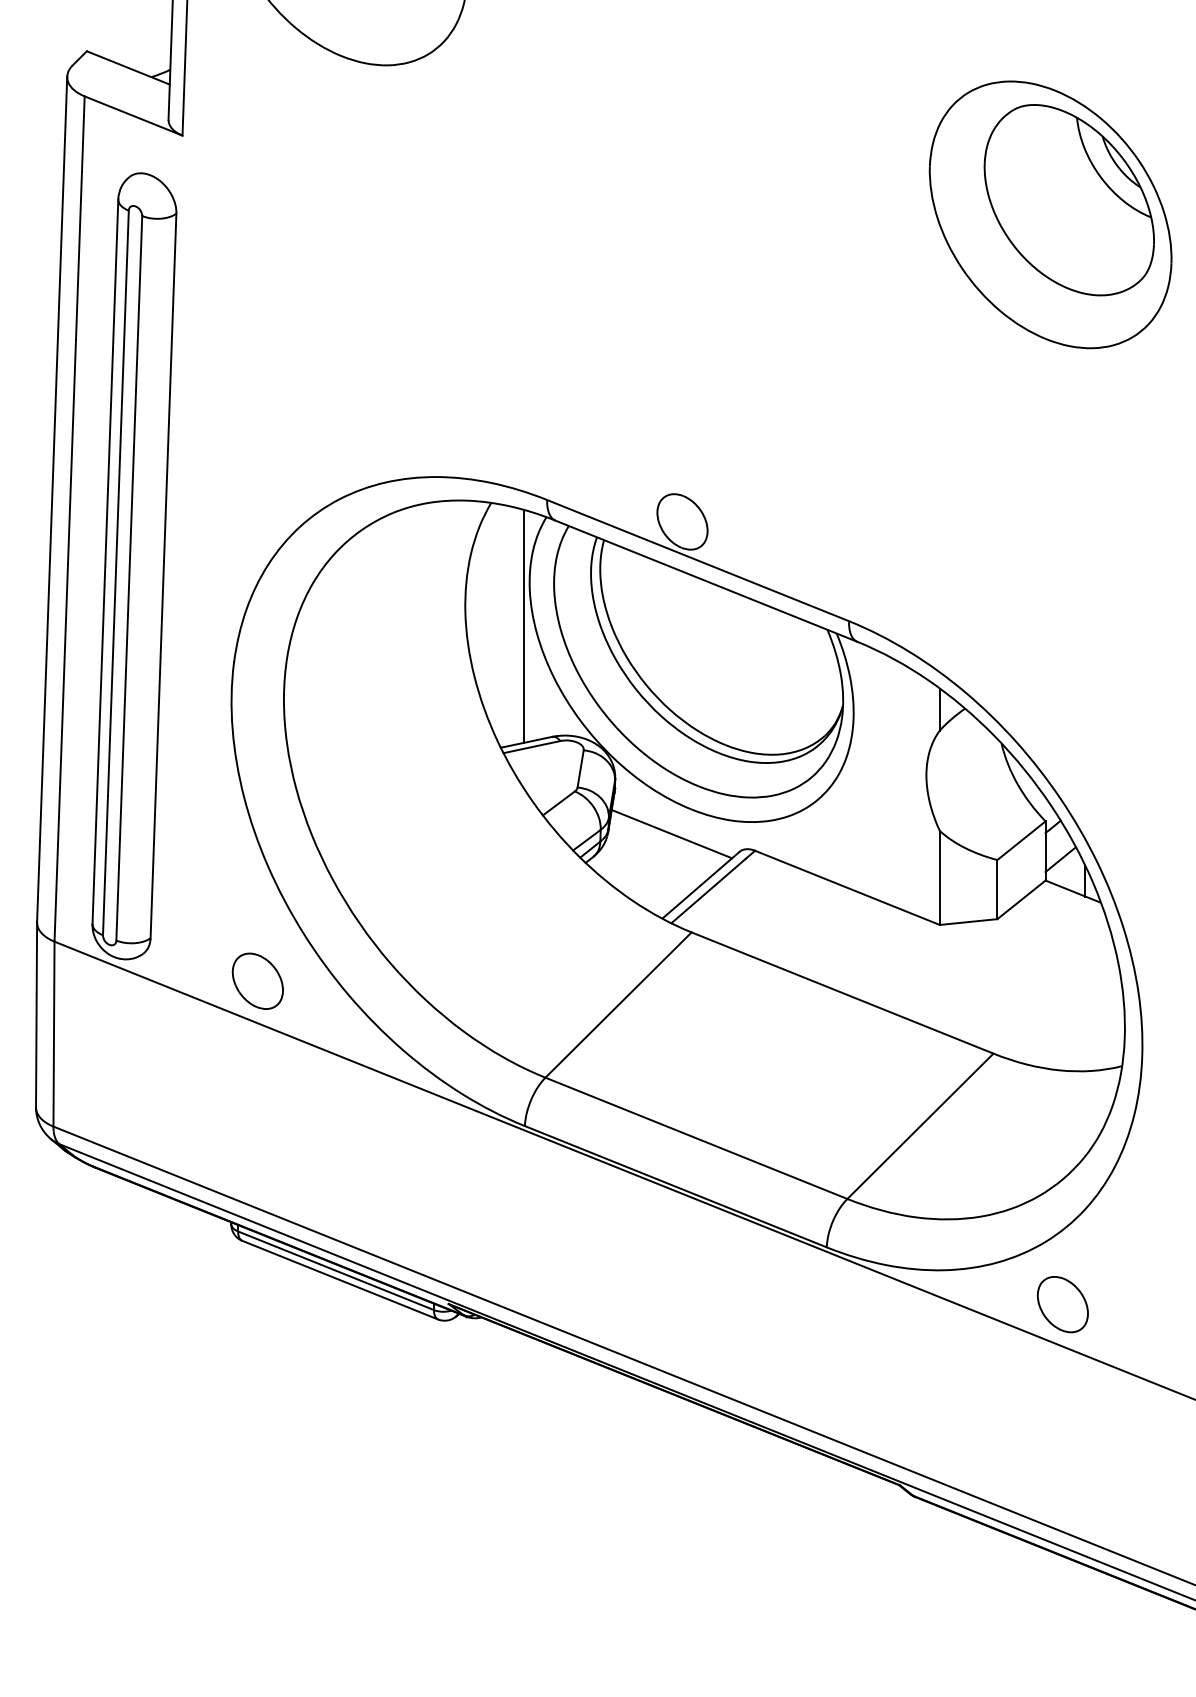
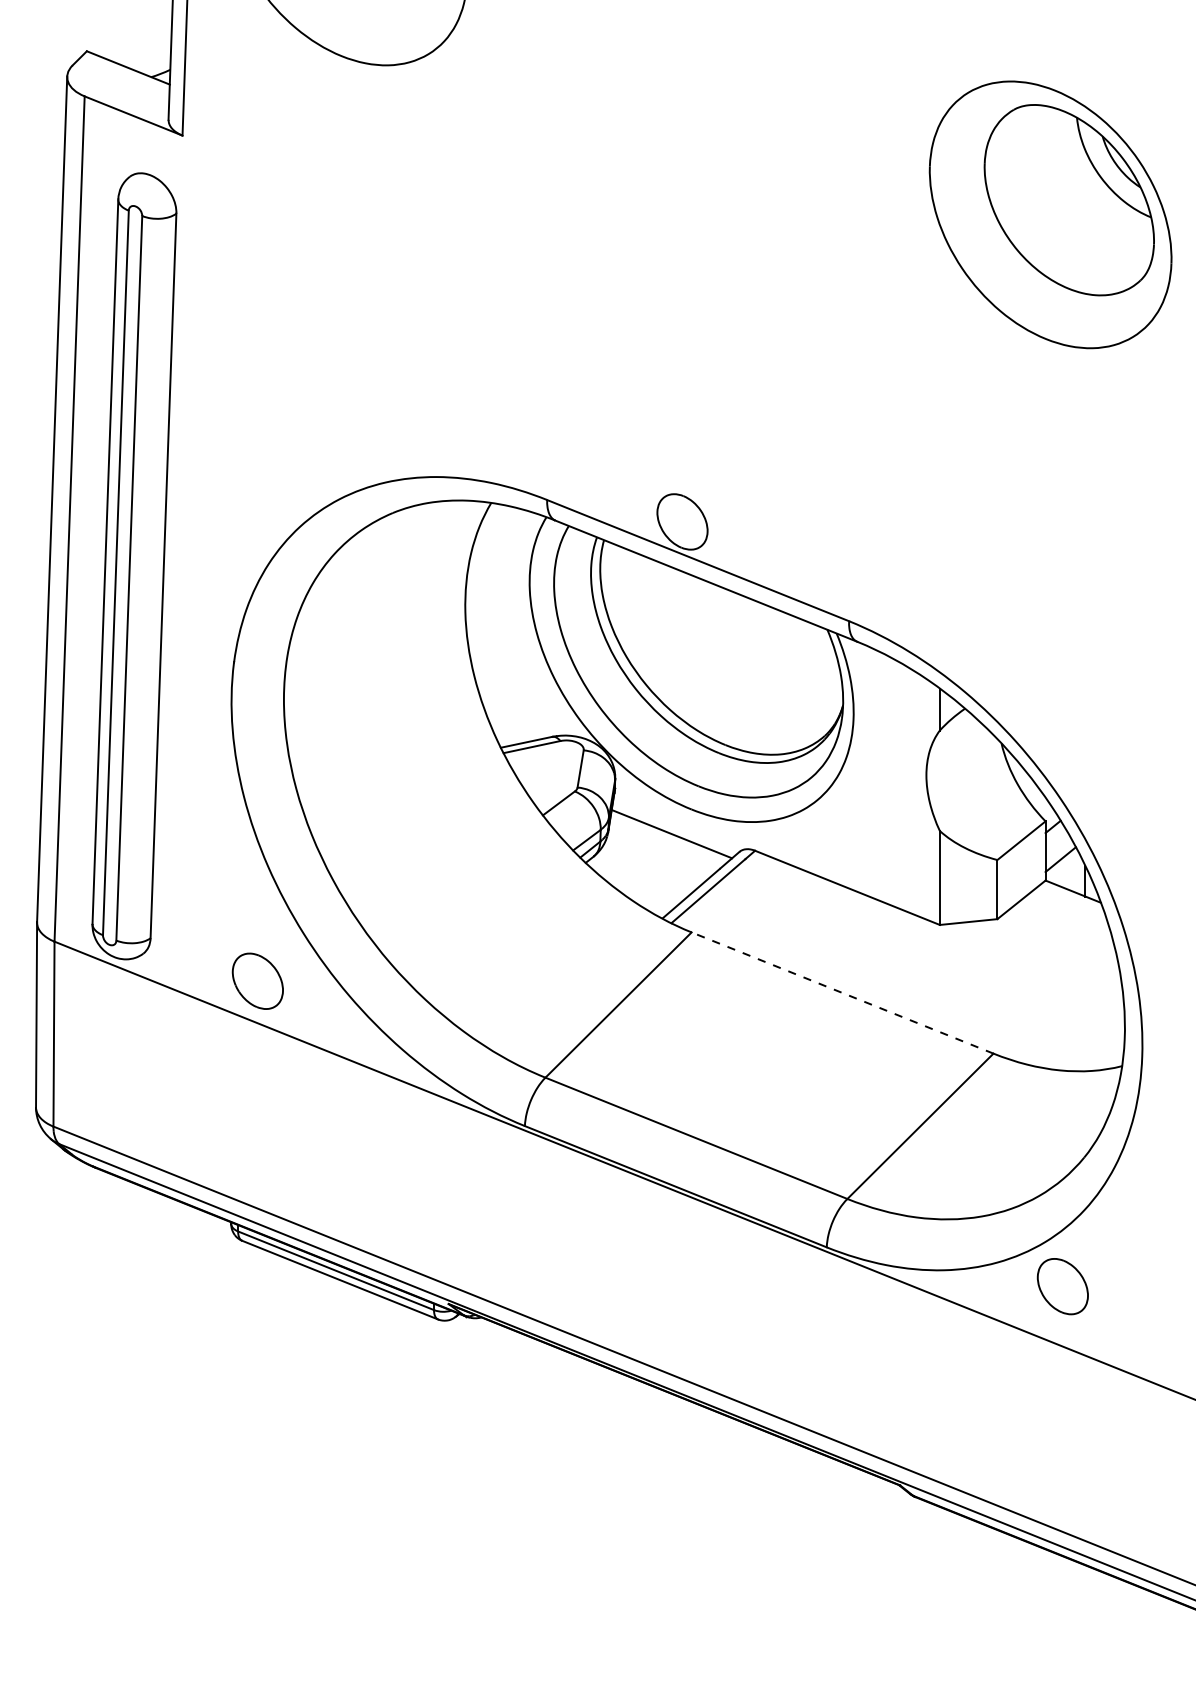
line: present -> none (523, 625)
line: solid -> dashed (842, 993)
part position: (1062, 1304) -> (1062, 1286) (1062, 1286)
